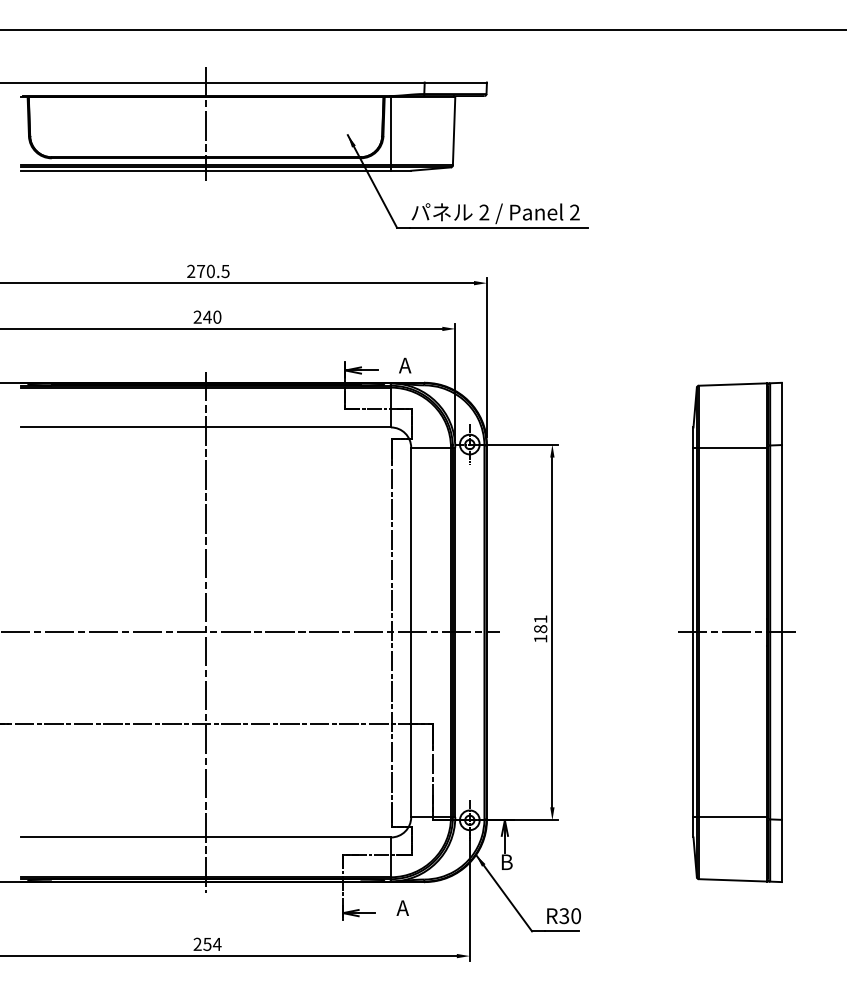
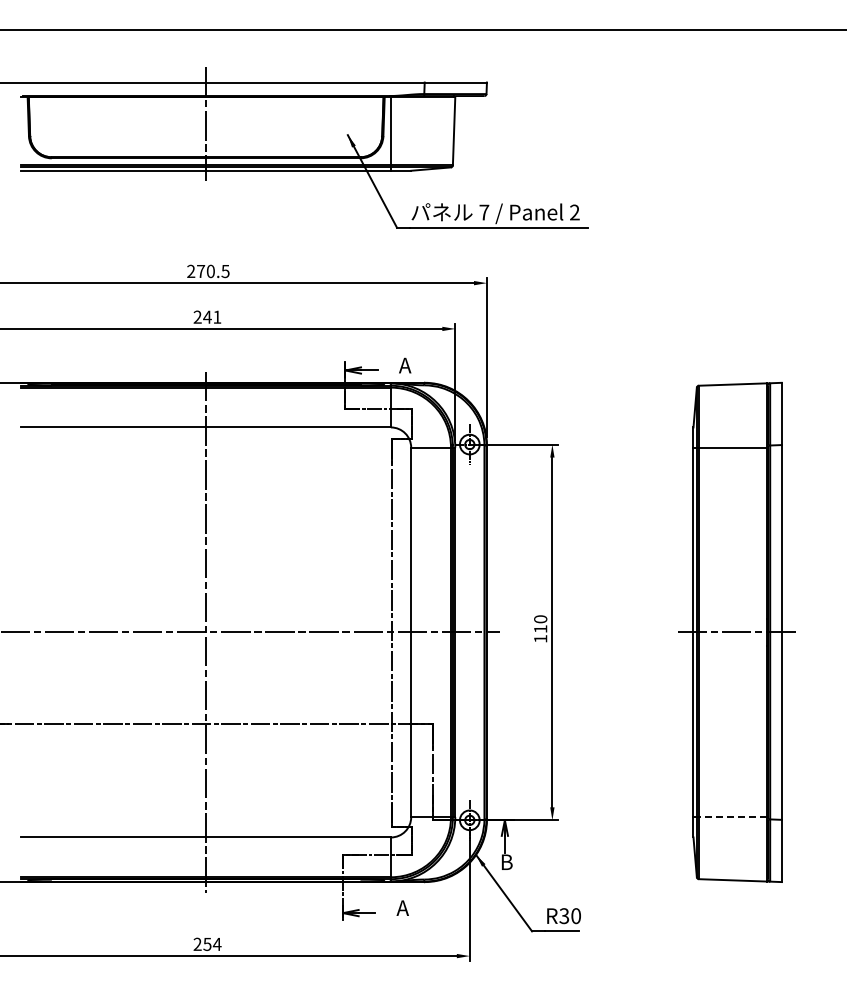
text: 2 -> 7 (484, 212)
text: 240 -> 241 (217, 316)
text: 181 -> 110 (540, 624)
line: solid -> dashed (732, 817)
